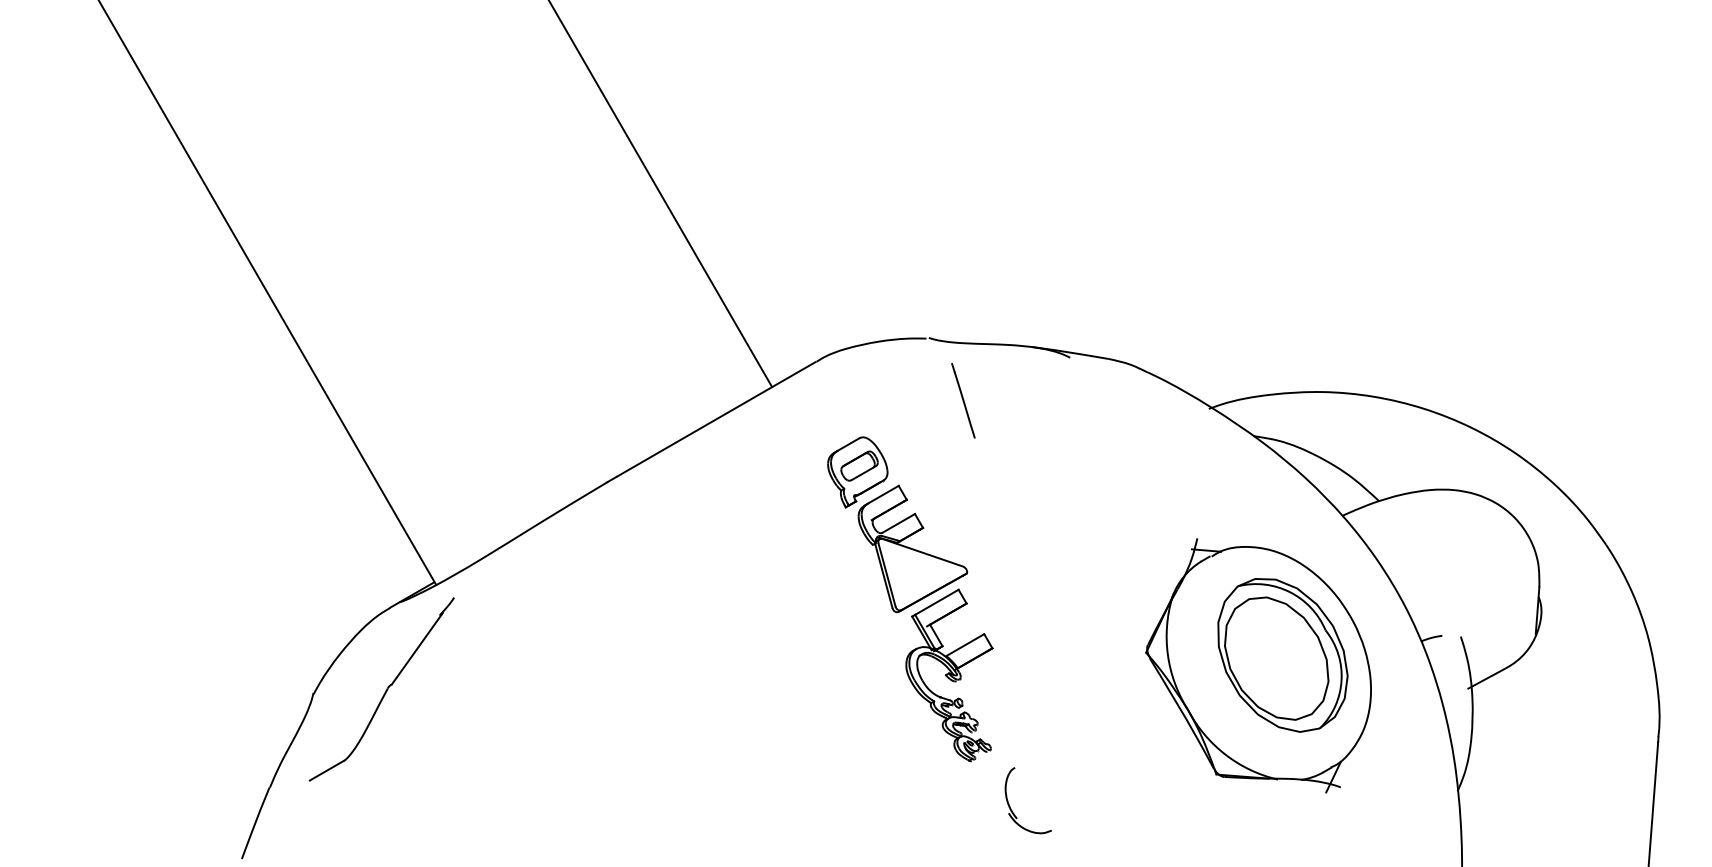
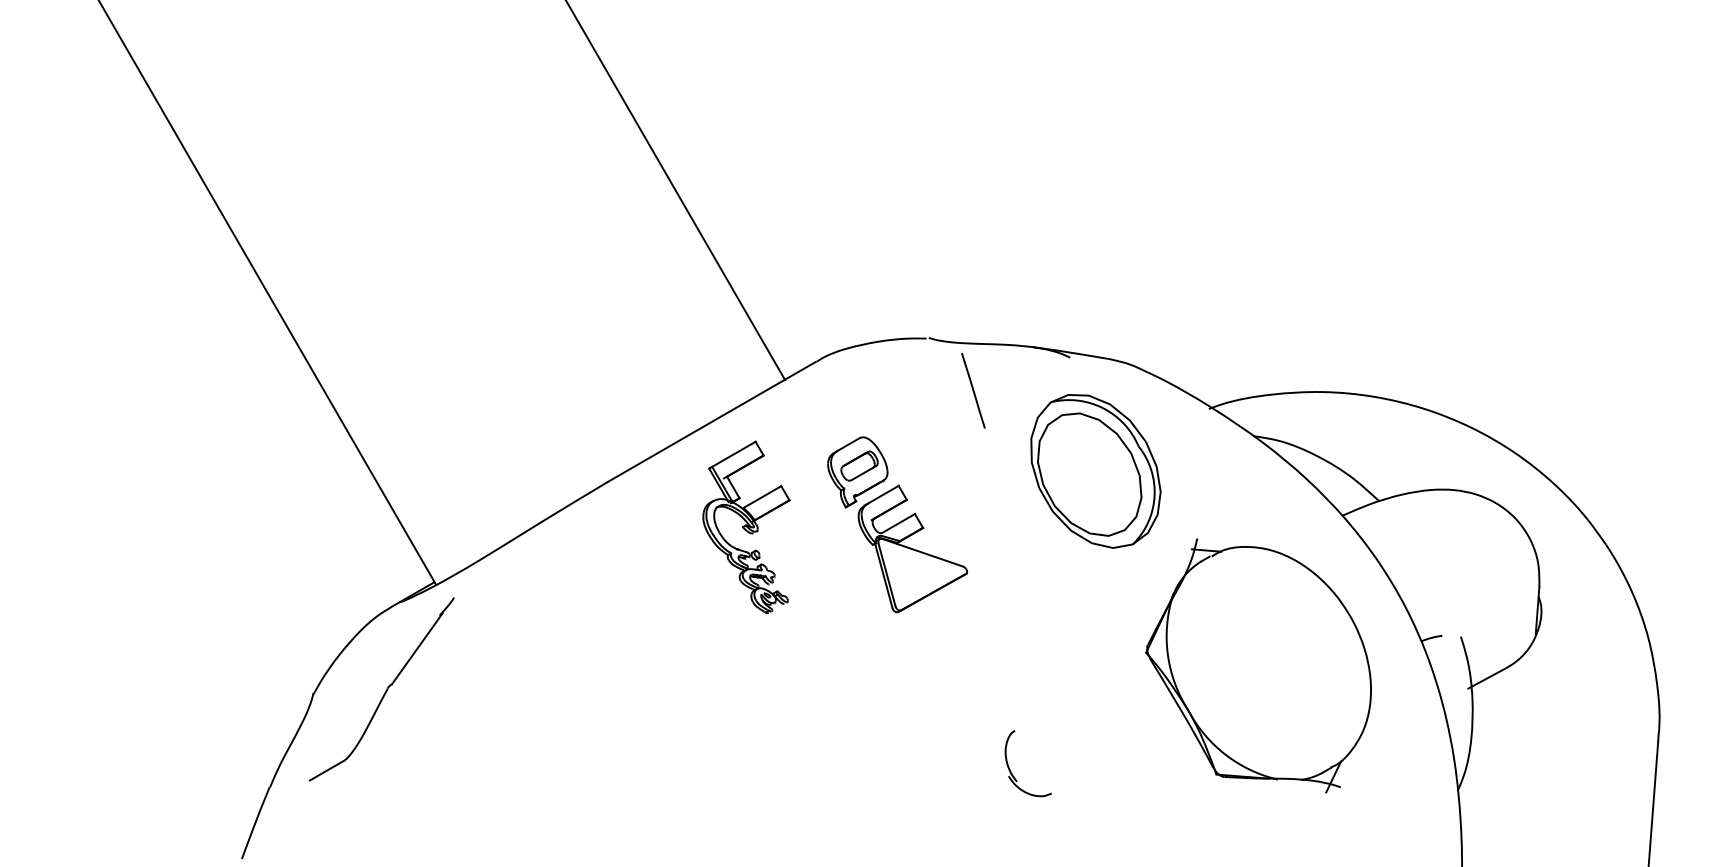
line position: (661, 194) -> (676, 191) (676, 191)
line position: (963, 400) -> (973, 390) (973, 390)
part position: (1282, 655) -> (1095, 471) (1095, 471)
part position: (949, 675) -> (746, 527) (746, 527)
part position: (1011, 808) -> (1011, 771) (1011, 771)
